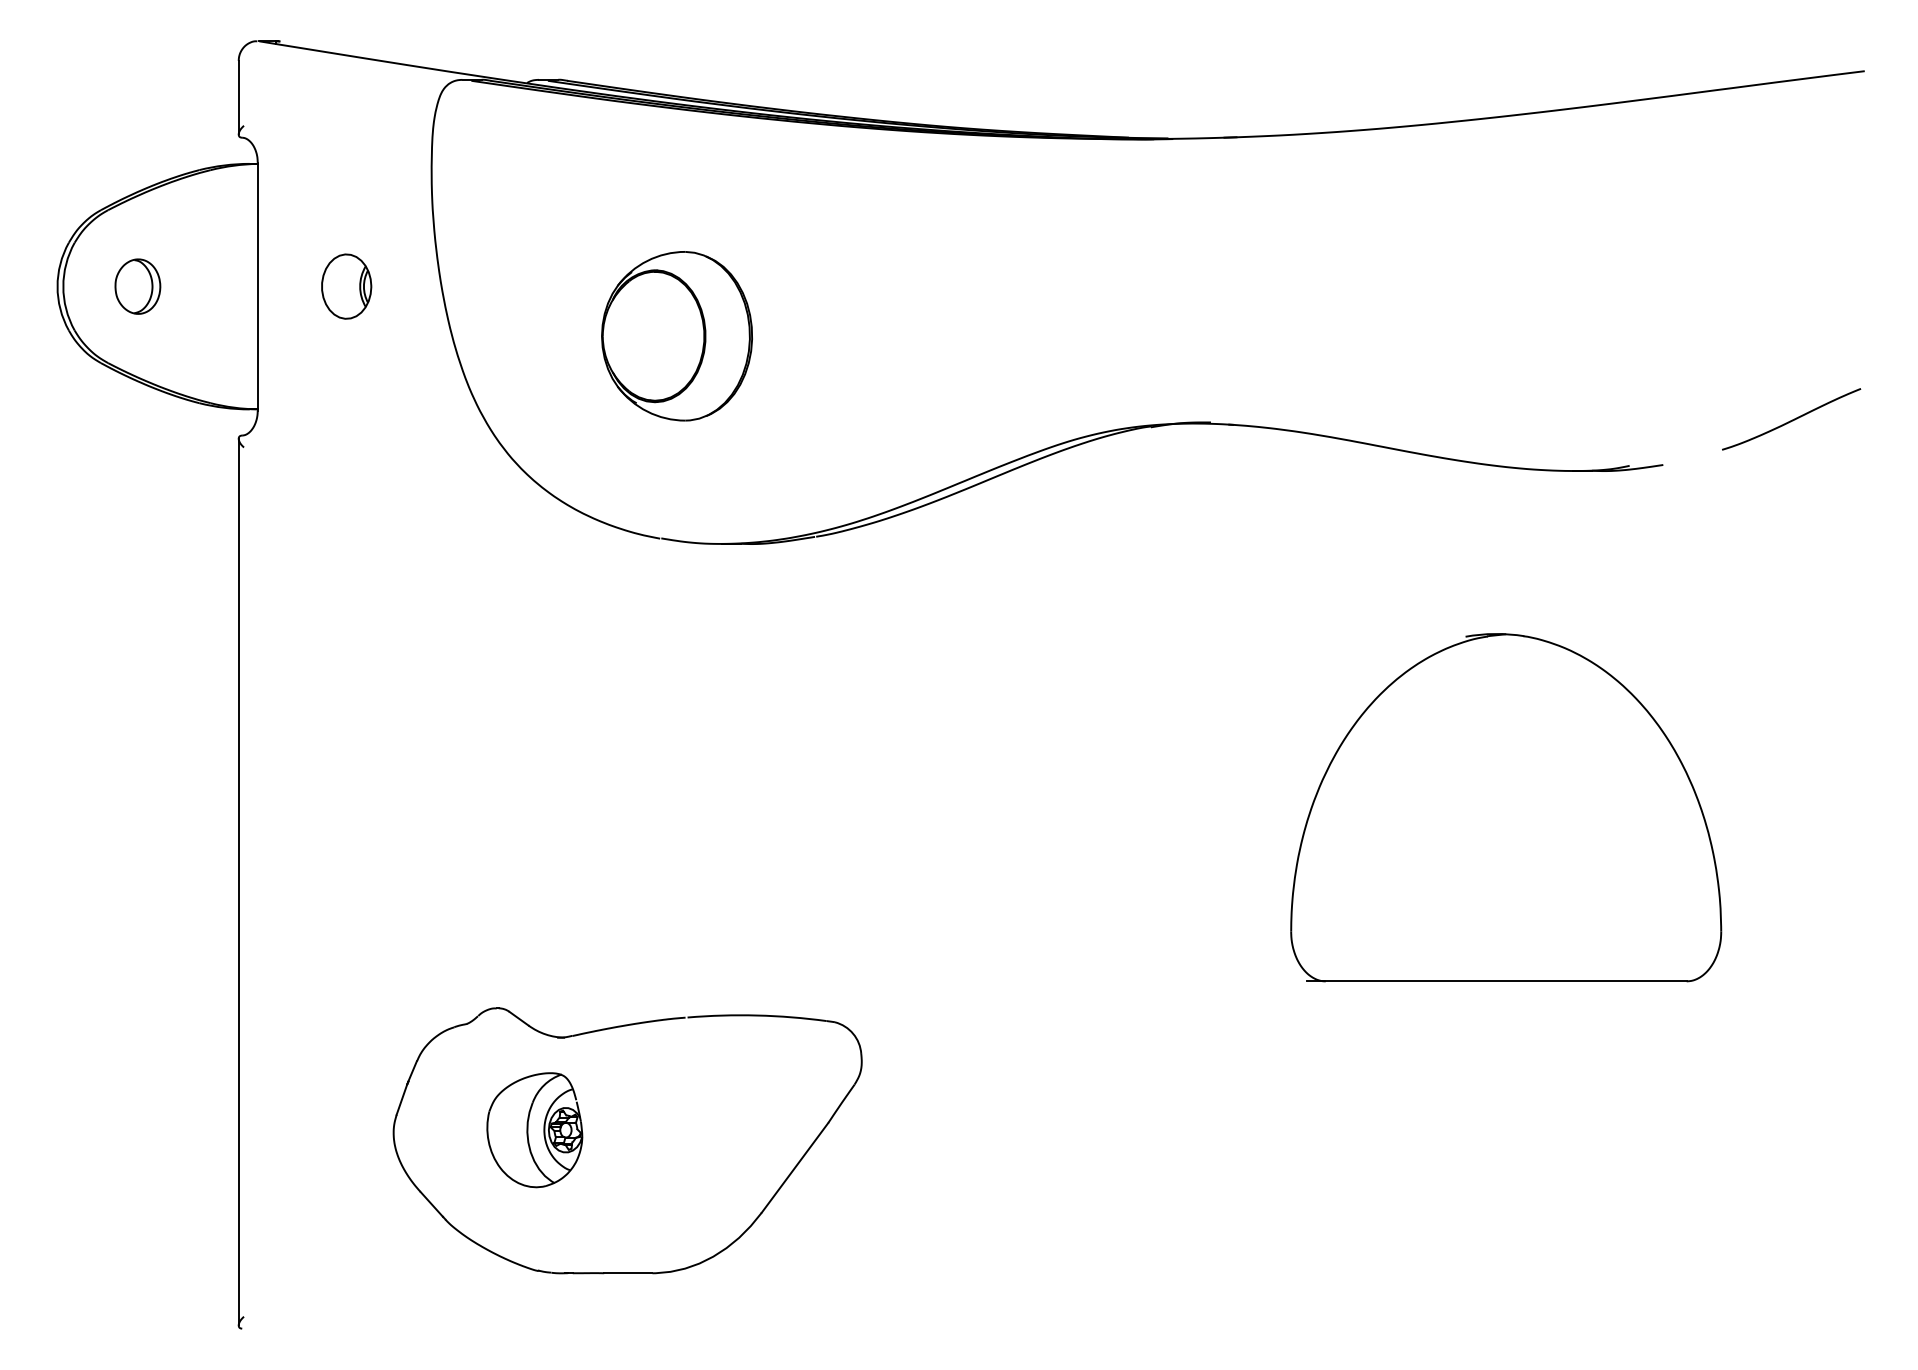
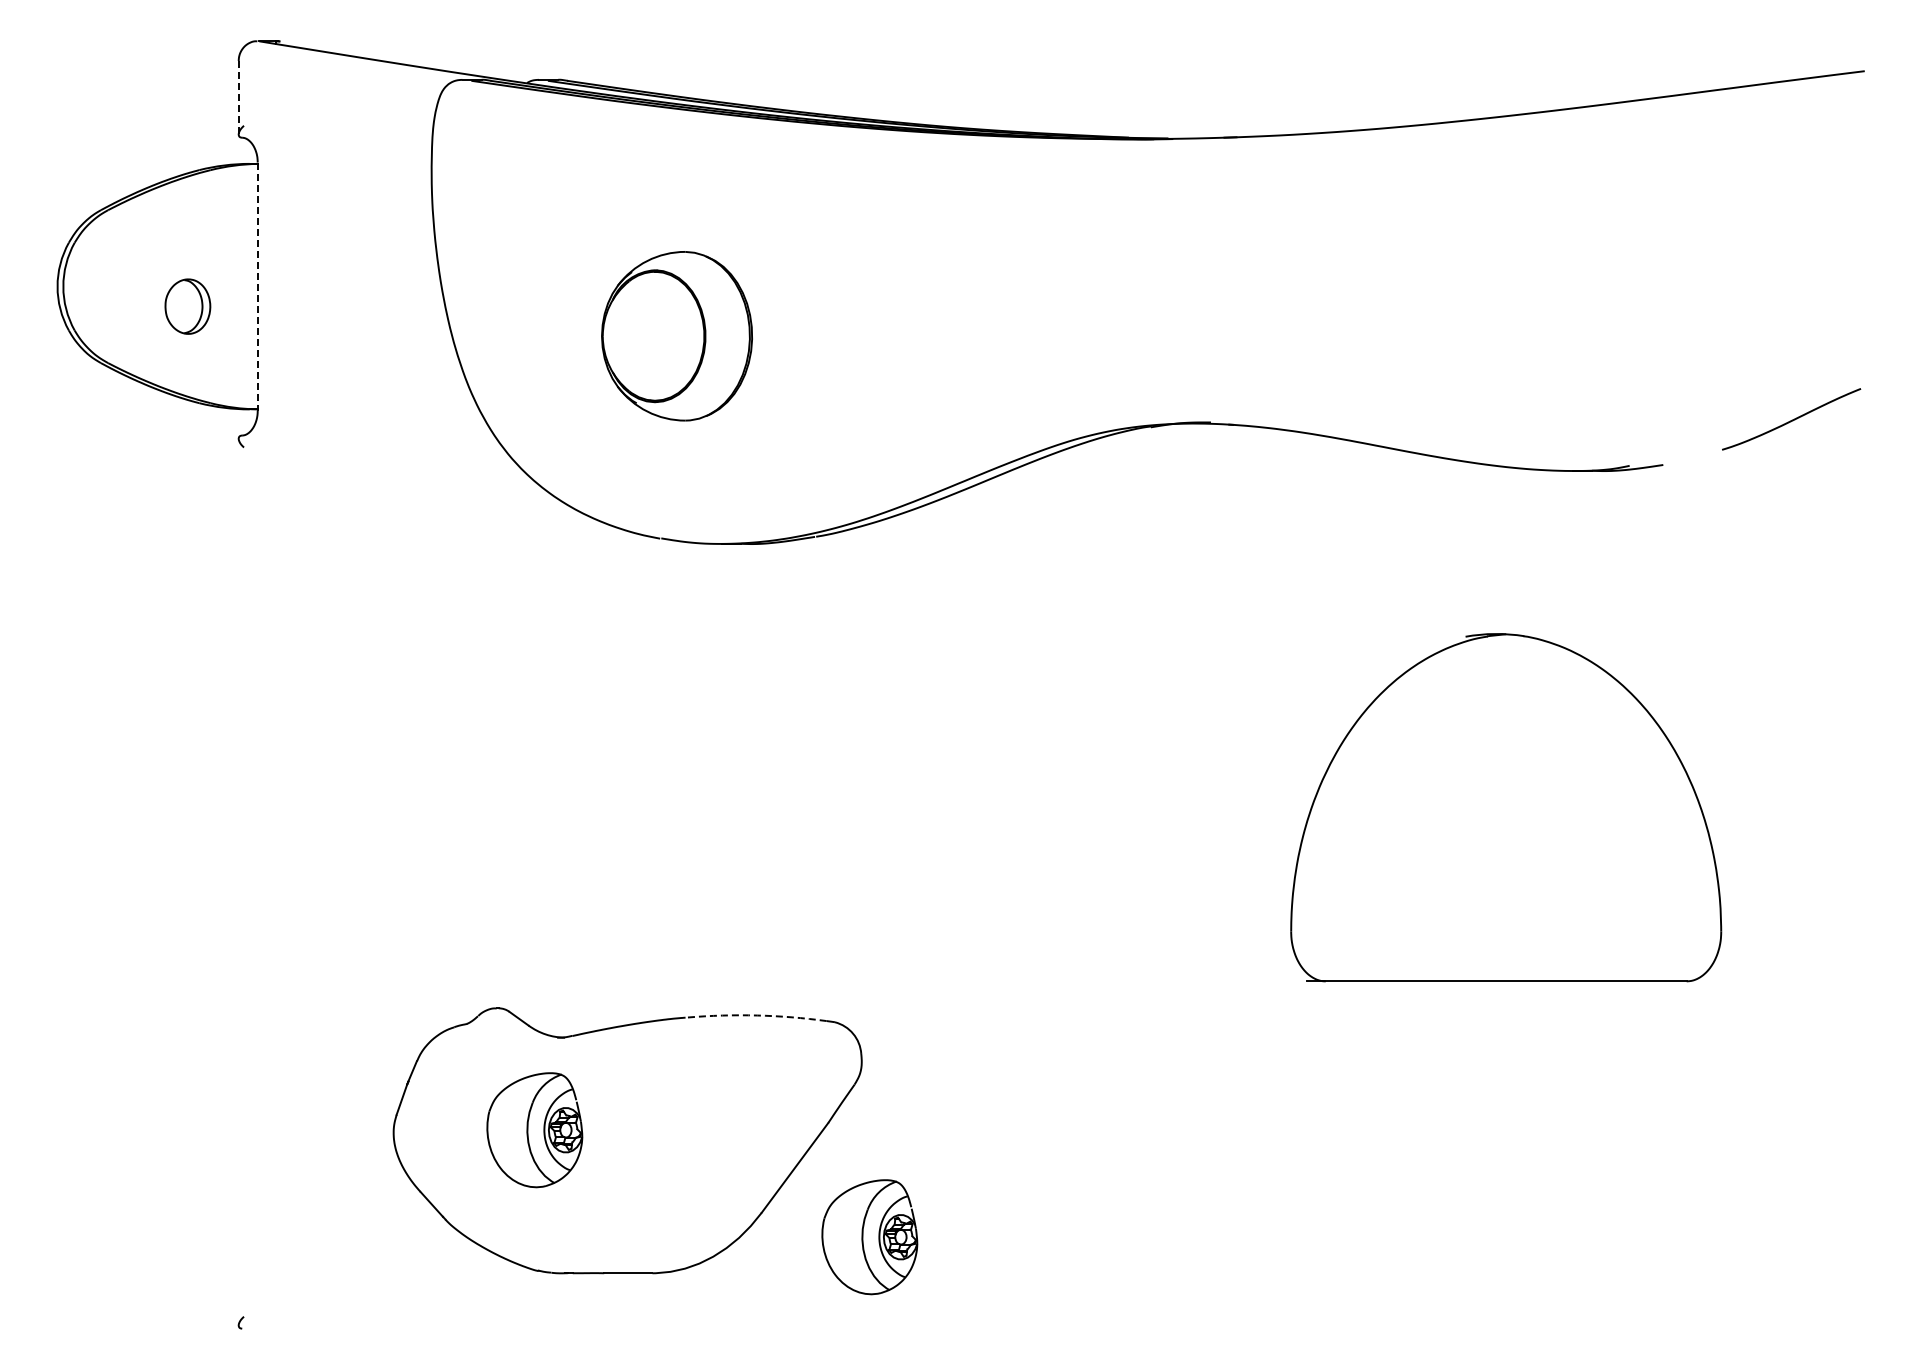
line: solid -> dashed (238, 97)
part position: (137, 286) -> (187, 306) (187, 306)
part: present -> none (346, 286)
line: solid -> dashed (257, 287)
line: present -> none (238, 881)
arc: solid -> dashed (757, 1015)
part: none -> present (869, 1237)
